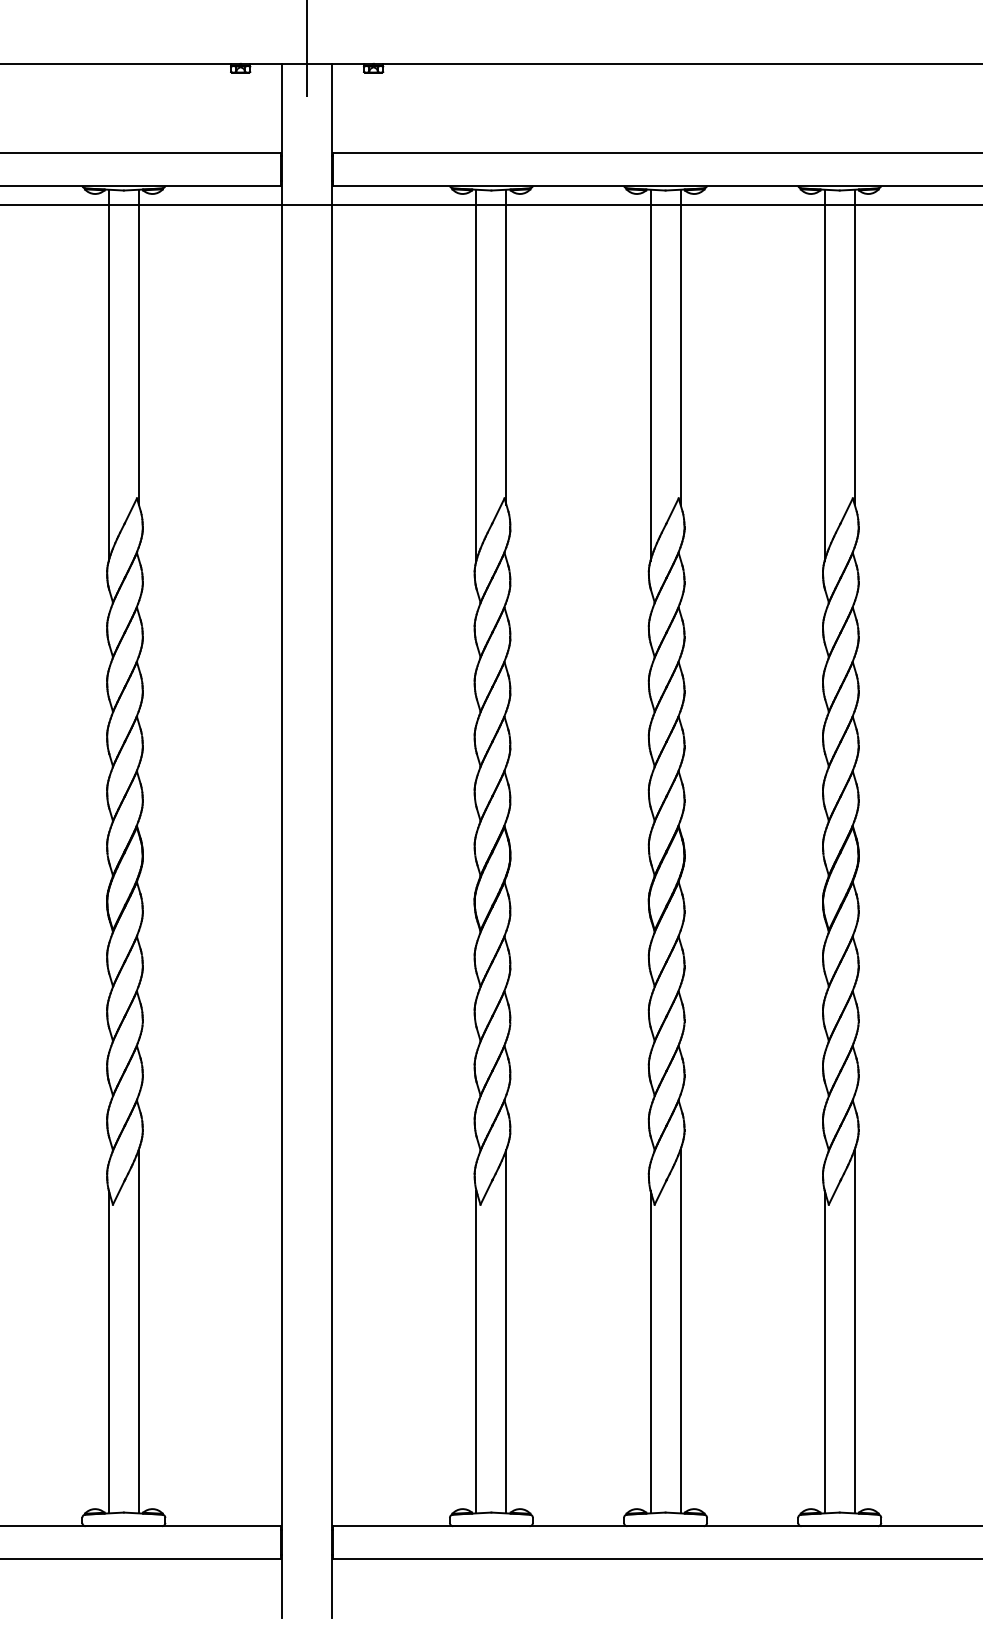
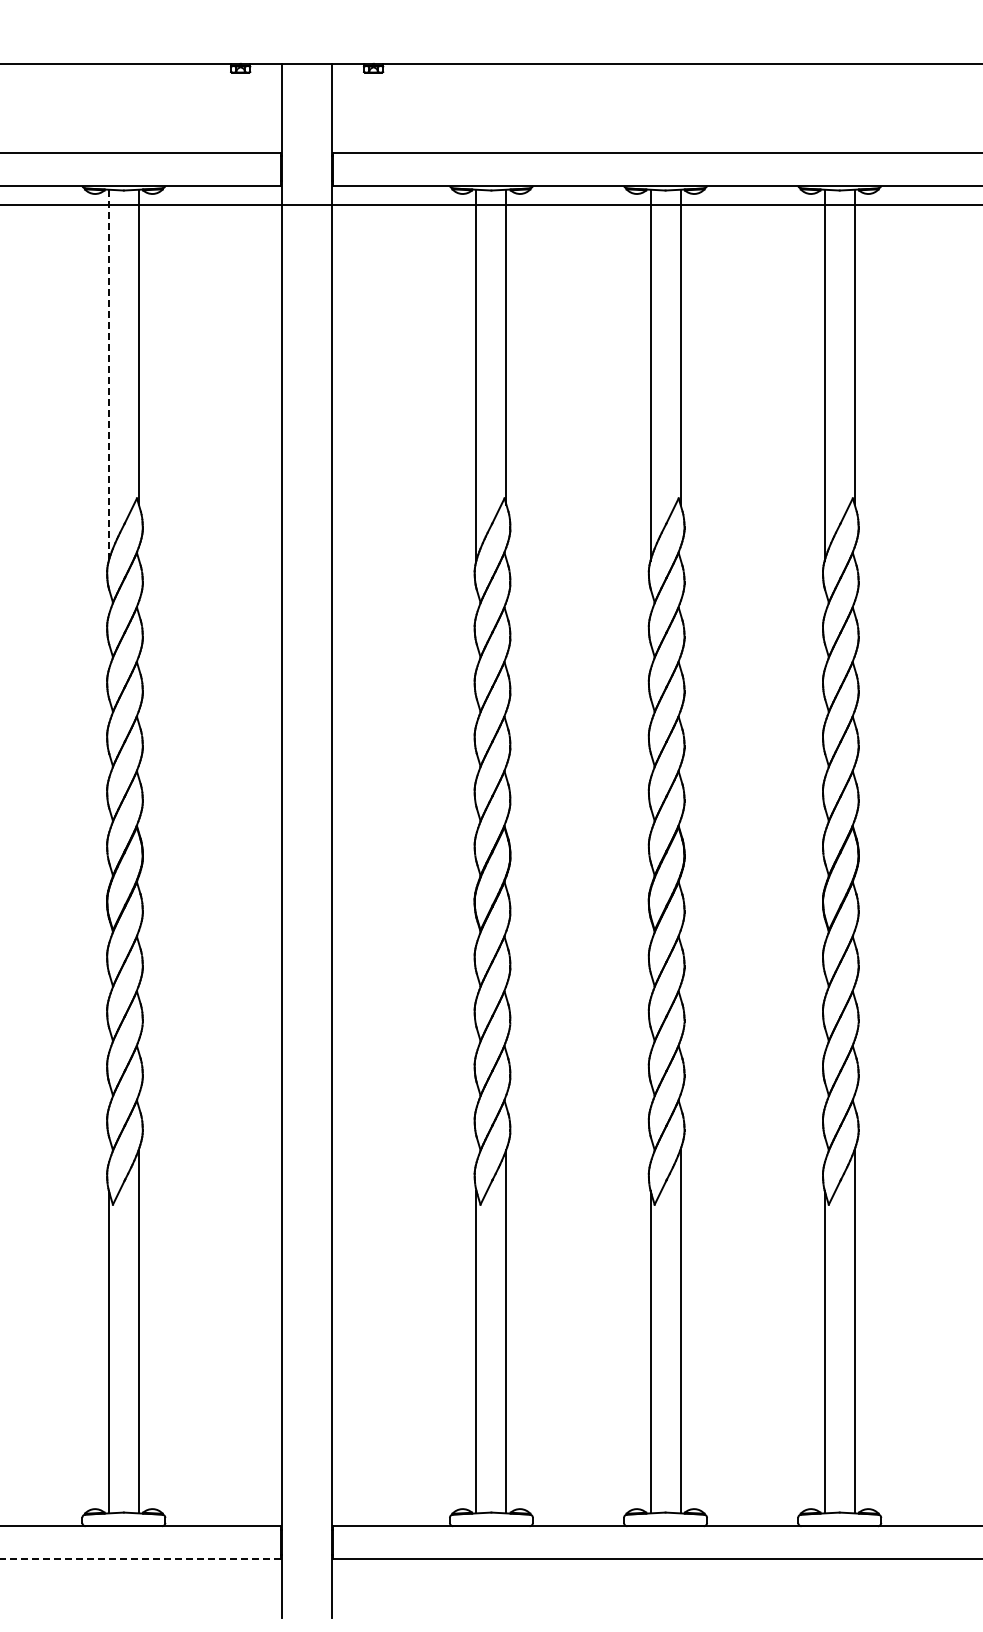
line: present -> none (307, 49)
line: solid -> dashed (108, 375)
line: solid -> dashed (140, 1559)
